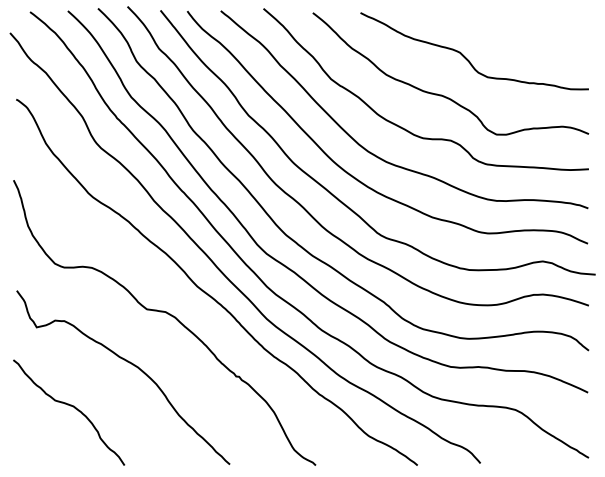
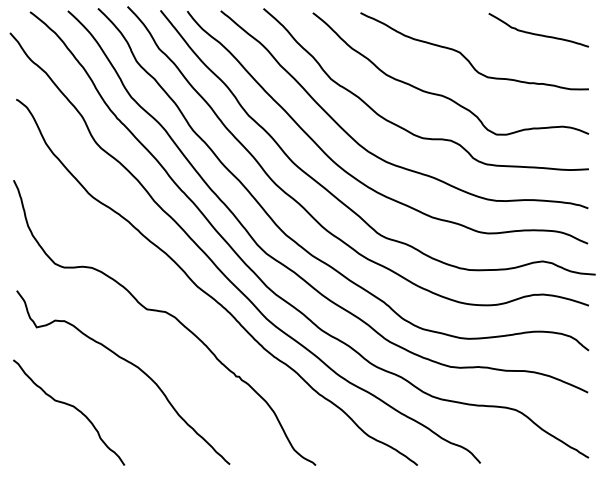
curve: none -> present (537, 33)
